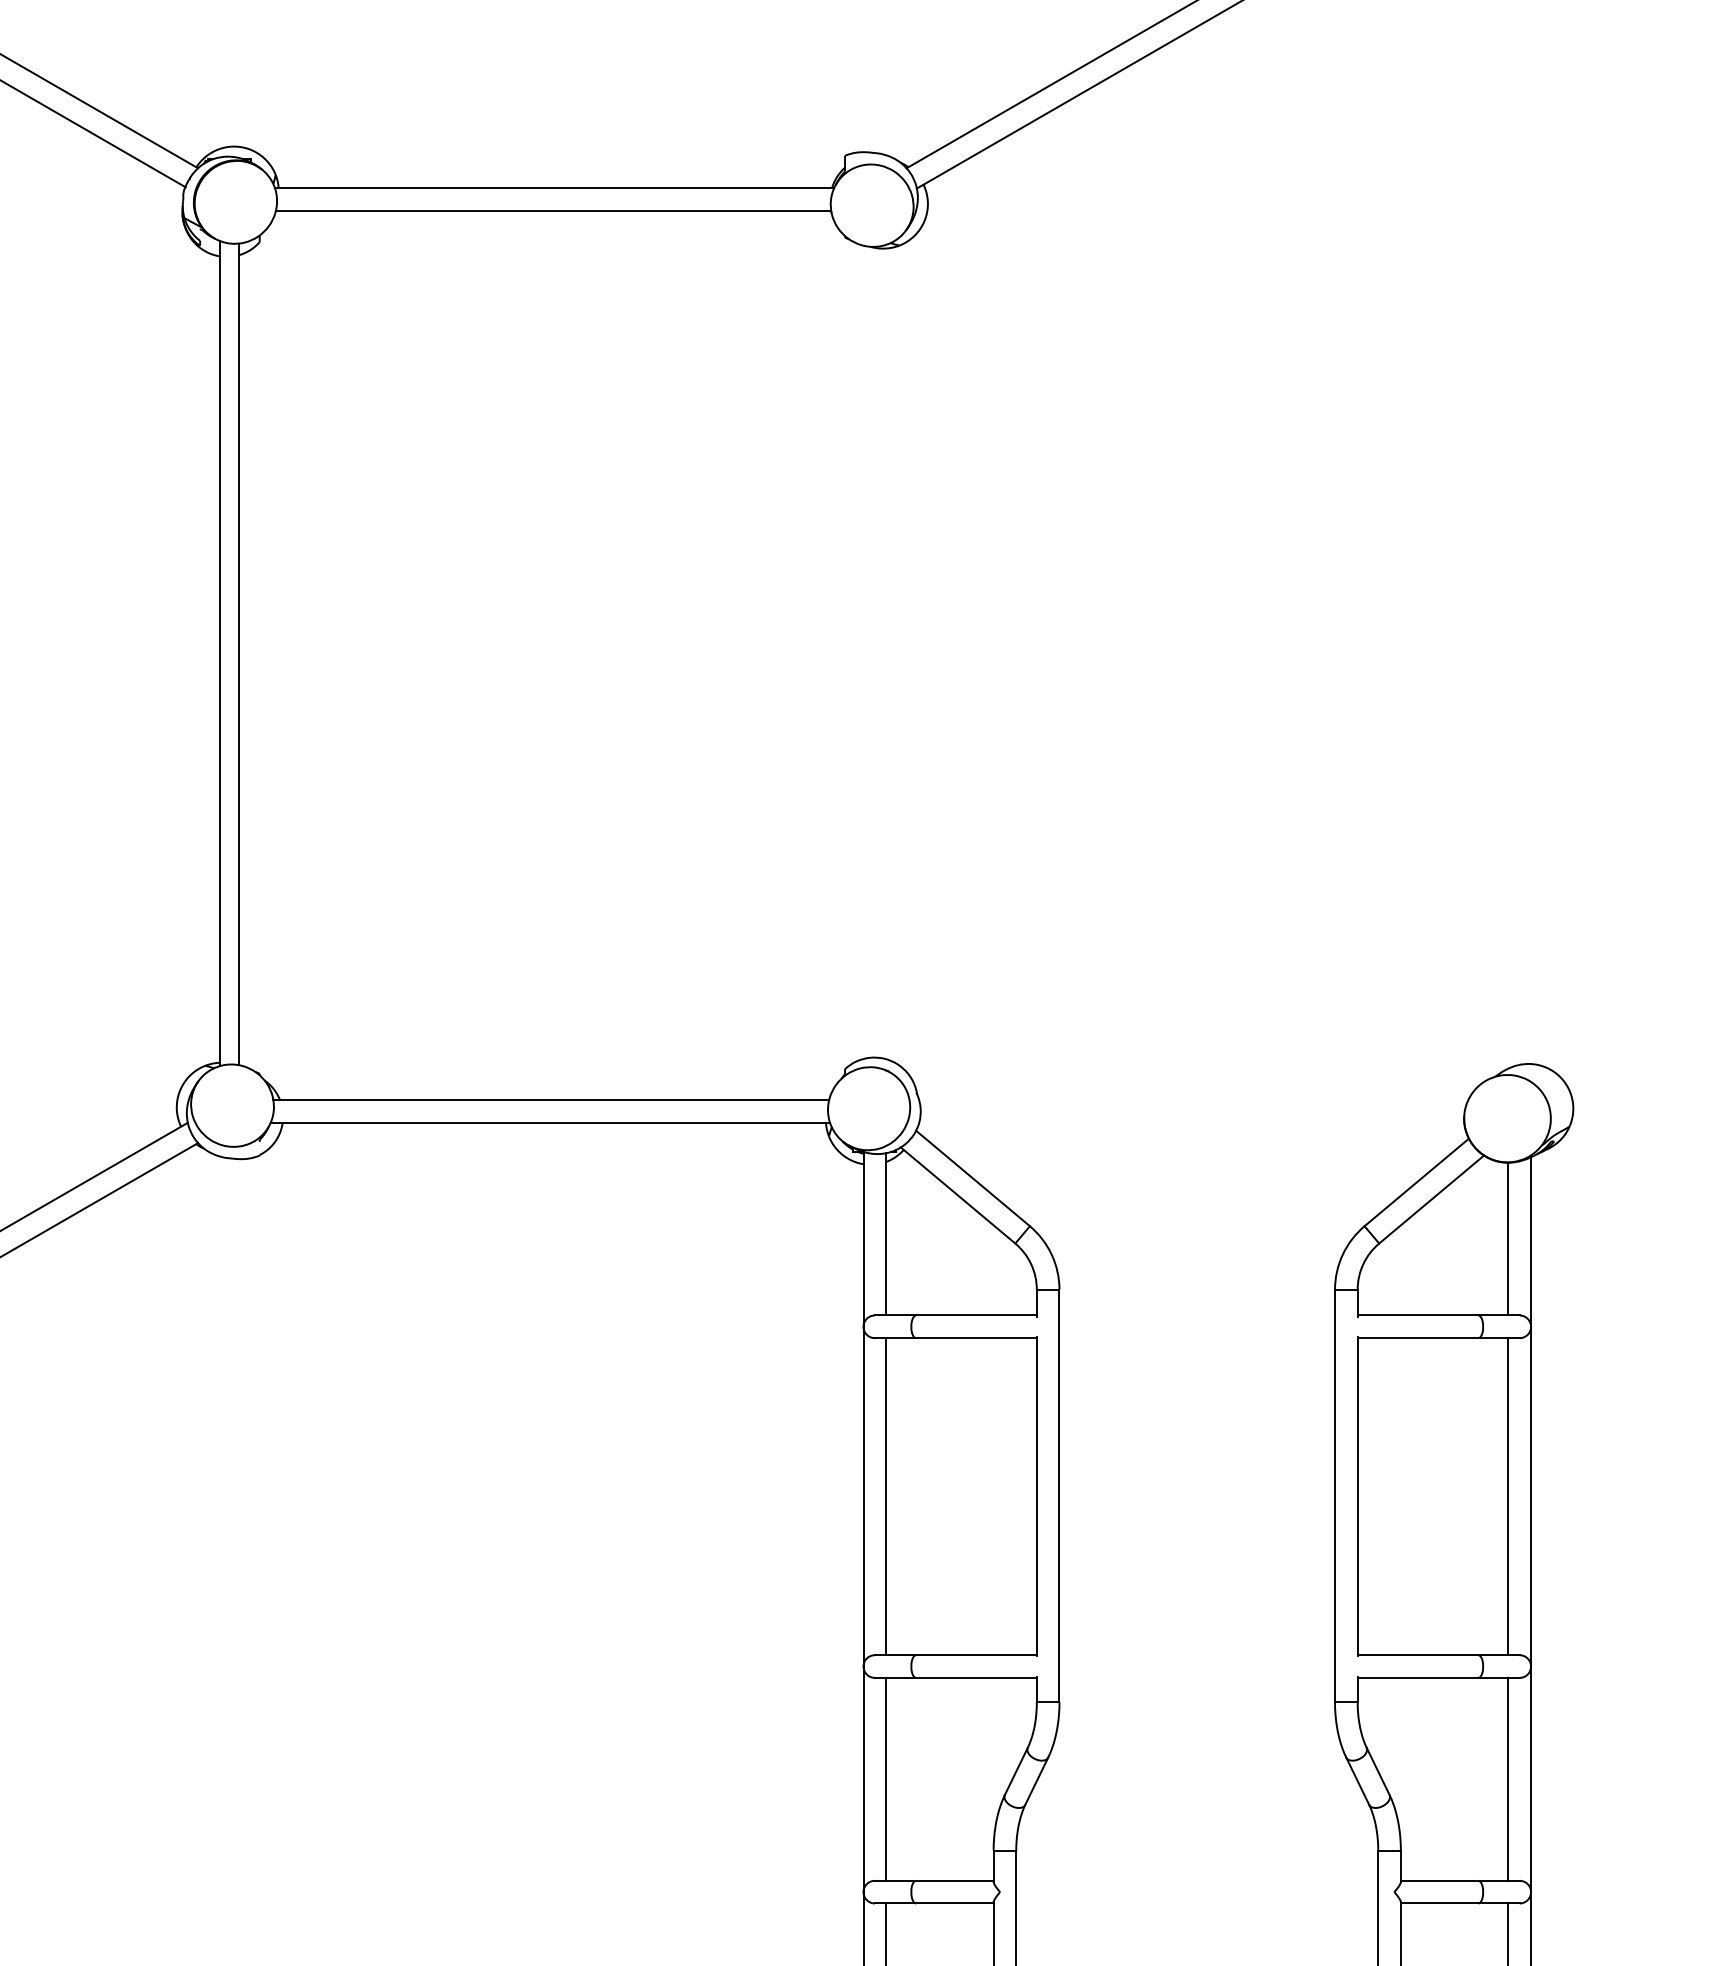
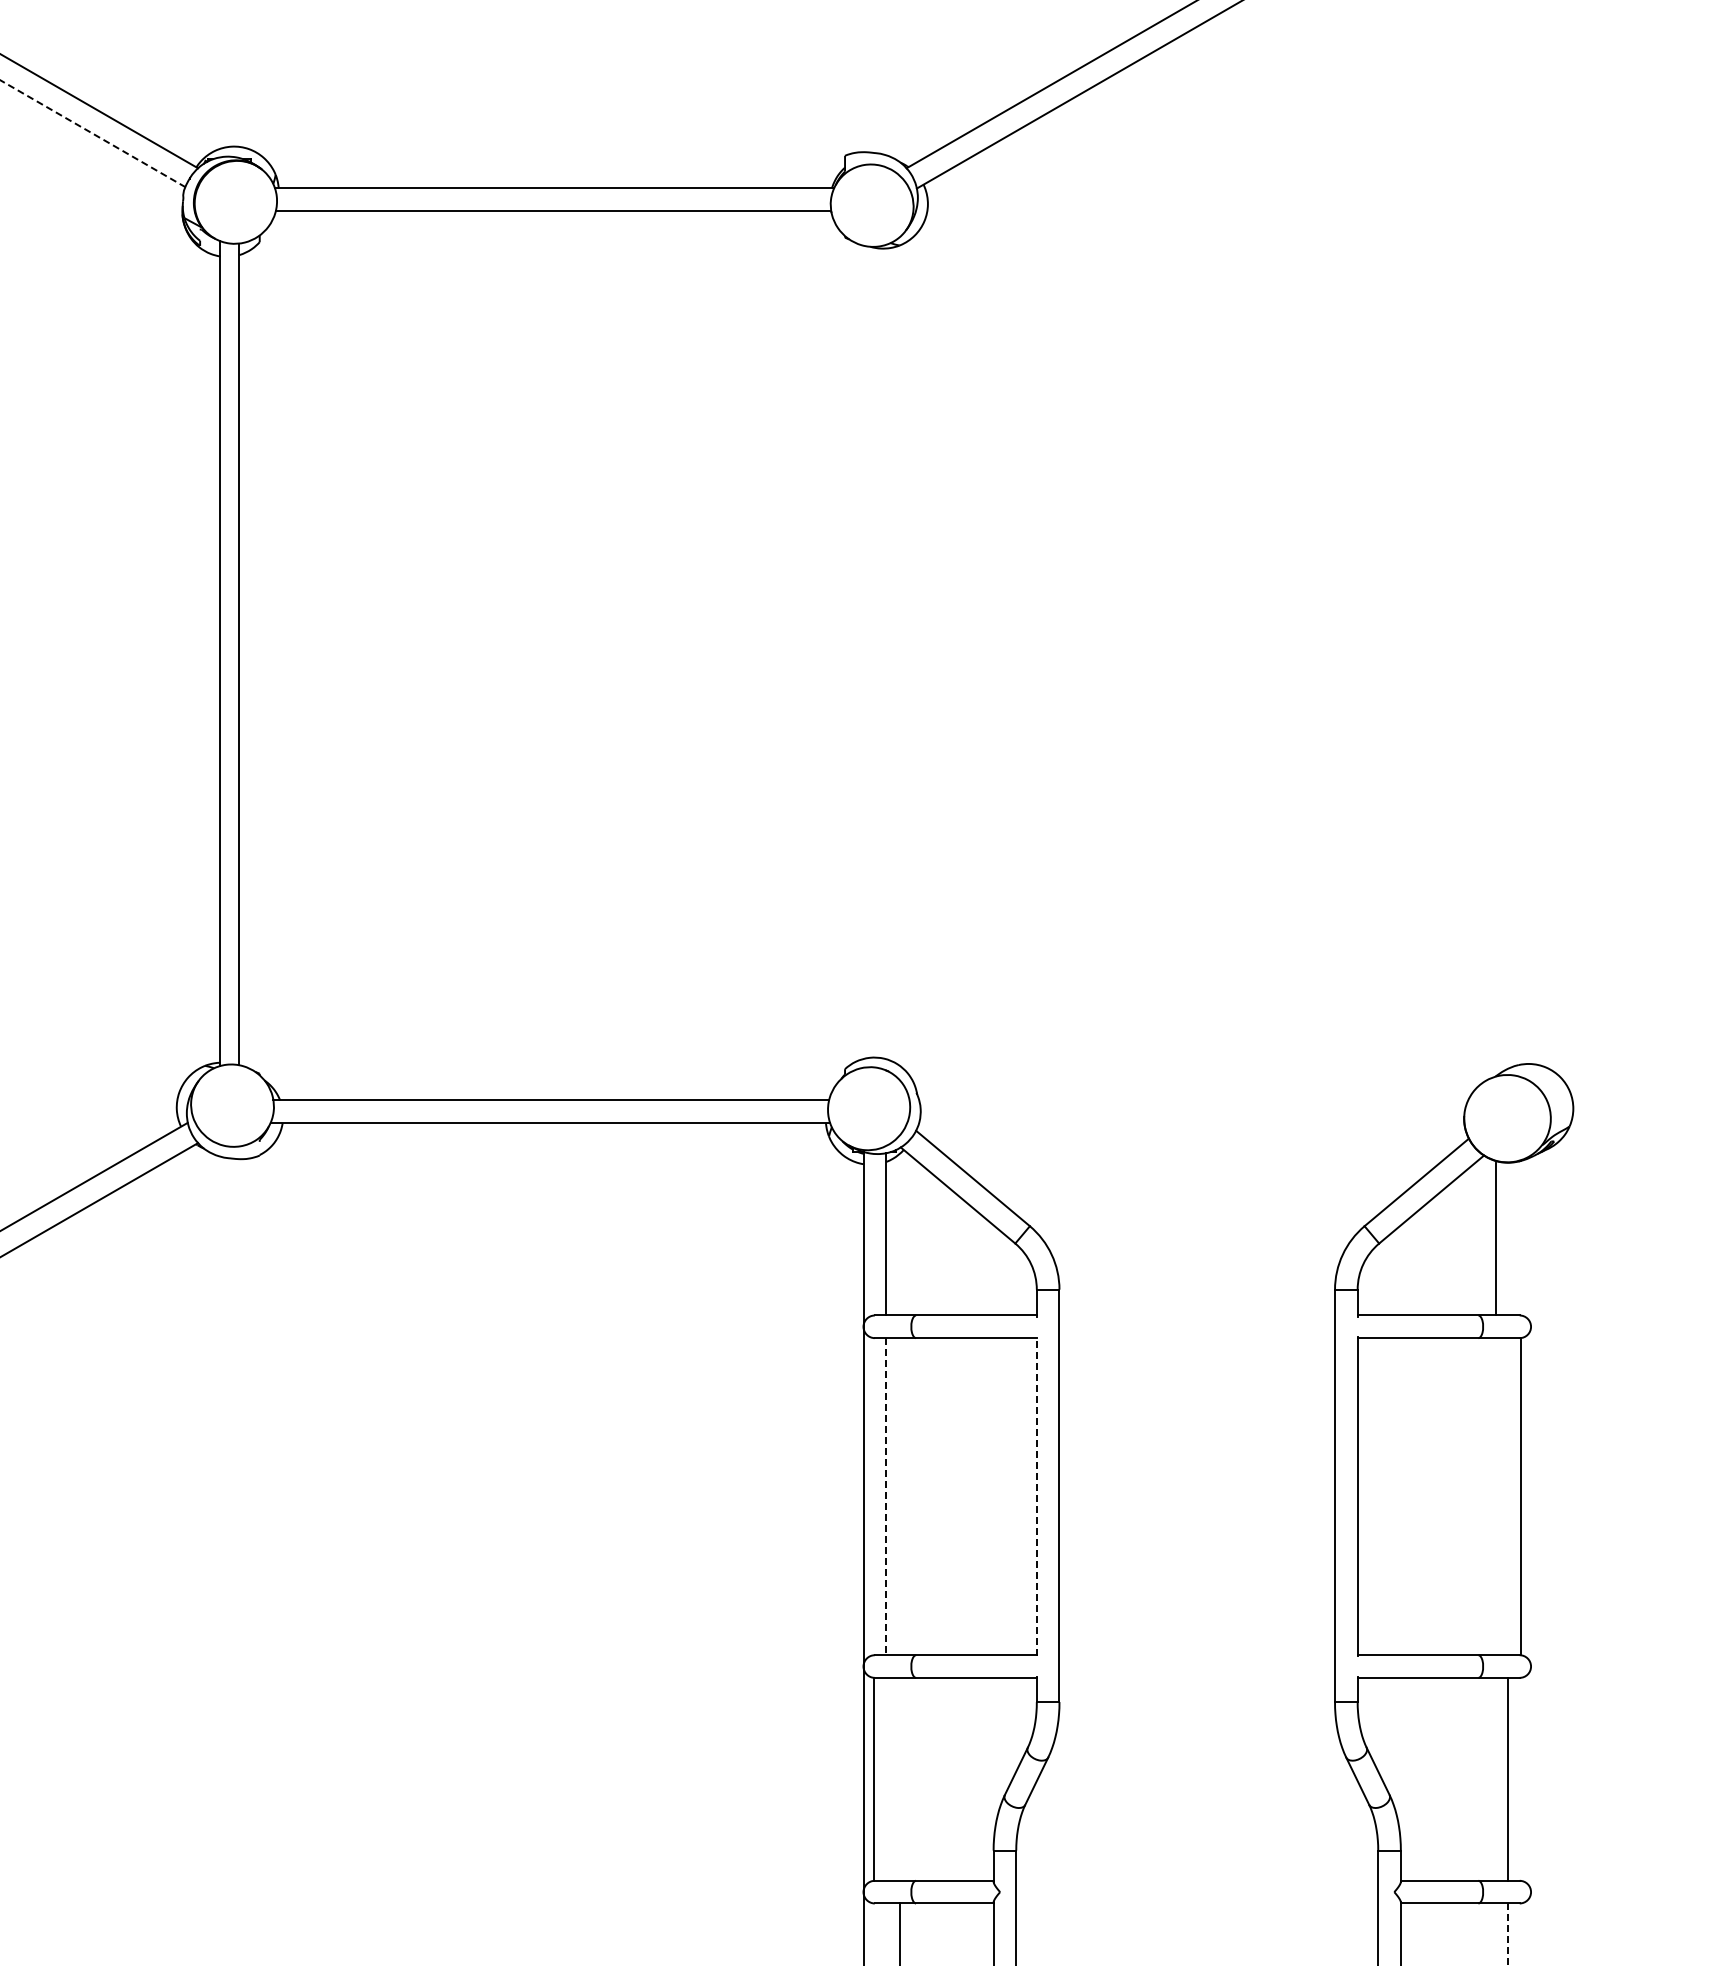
line: solid -> dashed (93, 133)
line position: (1508, 1238) -> (1496, 1238) (1496, 1238)
line: solid -> dashed (886, 1496)
line: solid -> dashed (1036, 1496)
line position: (1508, 1496) -> (1521, 1496) (1521, 1496)
line: present -> none (1531, 1559)
line position: (886, 1778) -> (874, 1778) (874, 1778)
line position: (886, 1932) -> (900, 1932) (900, 1932)
line: solid -> dashed (1508, 1934)
